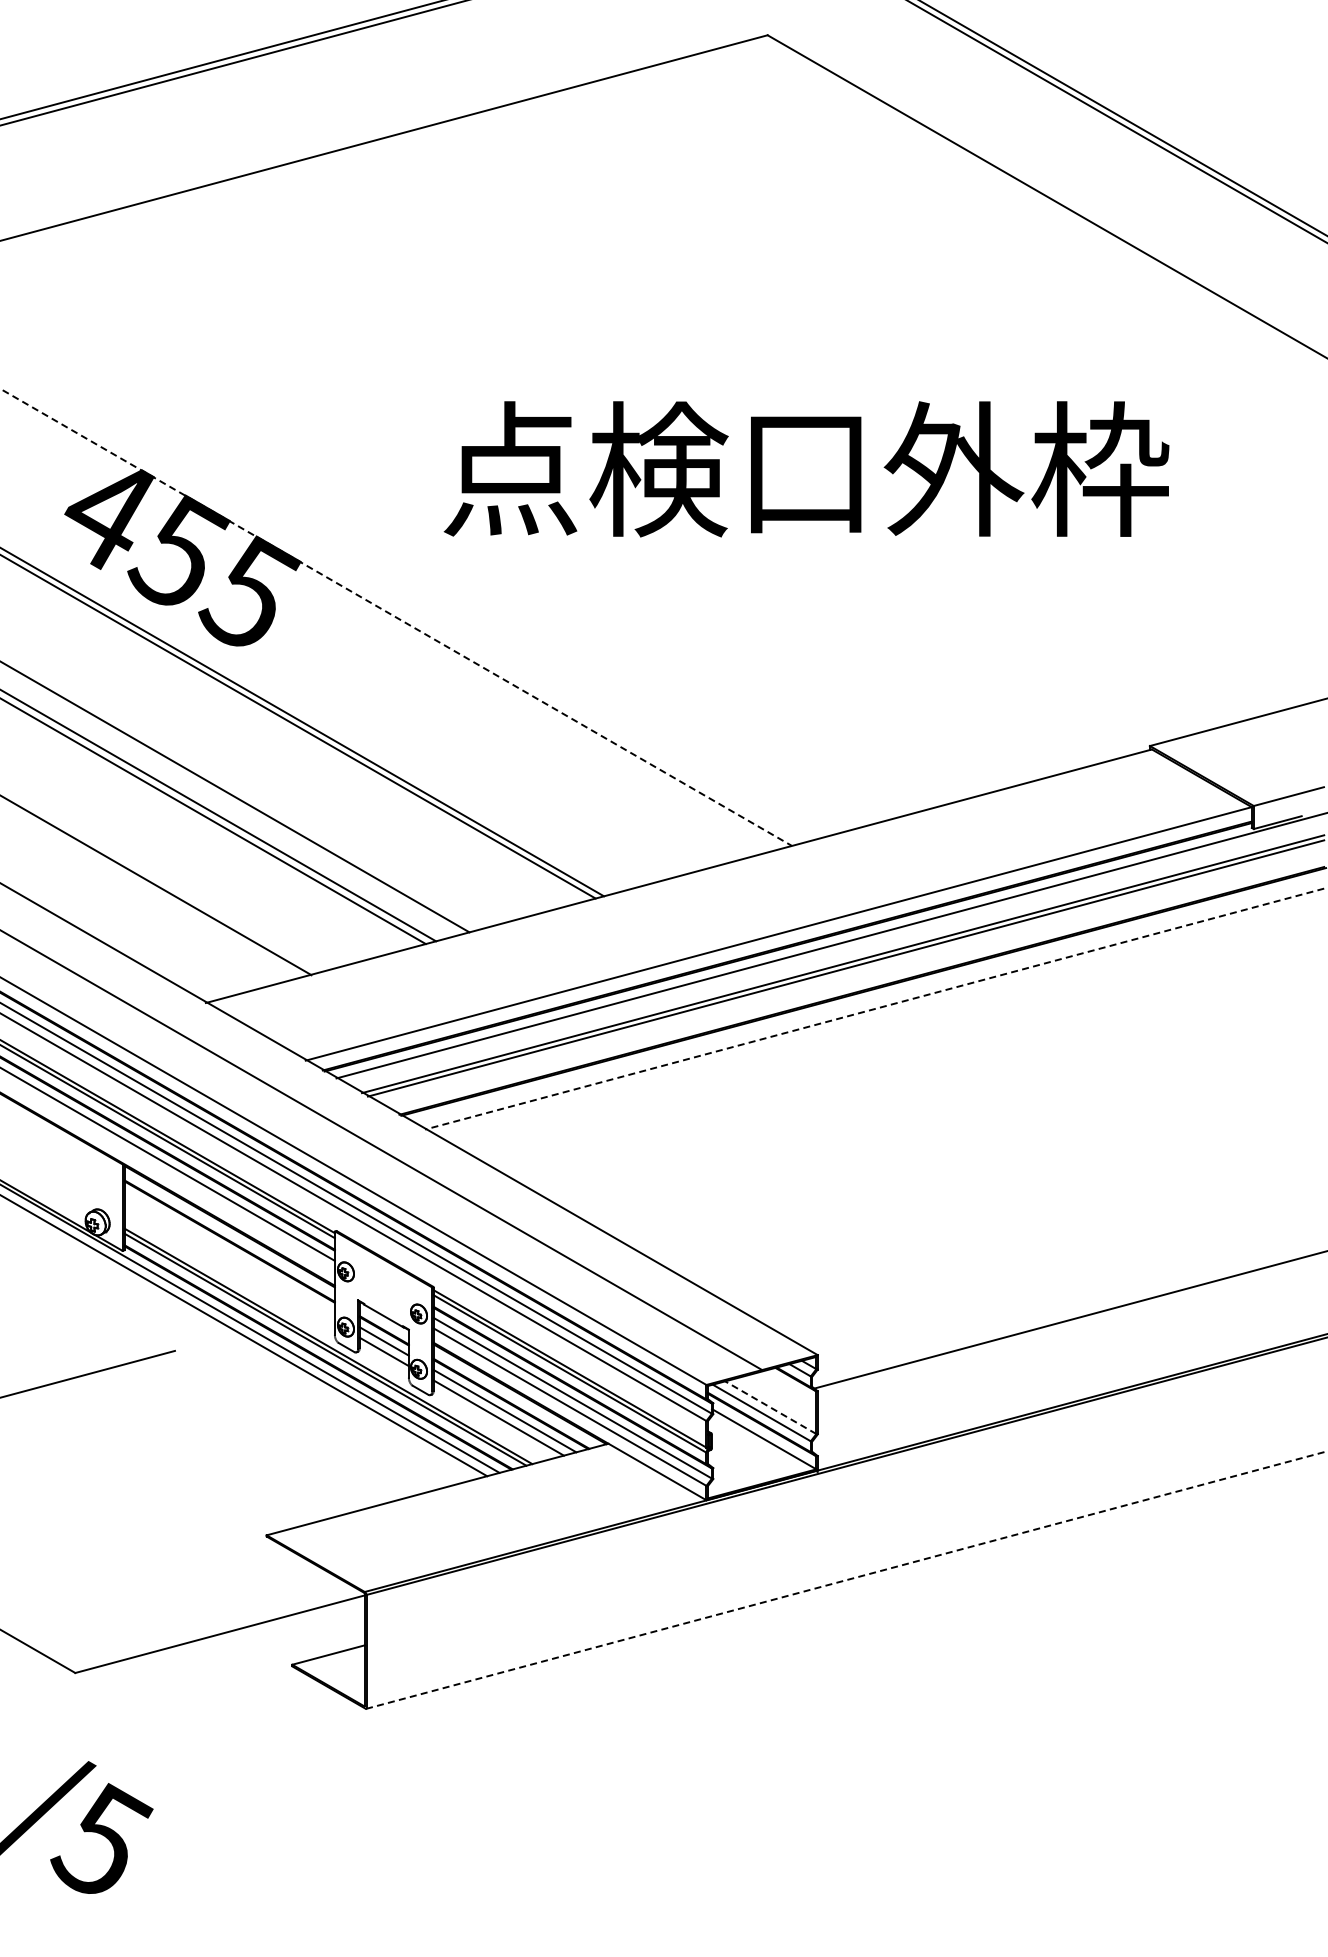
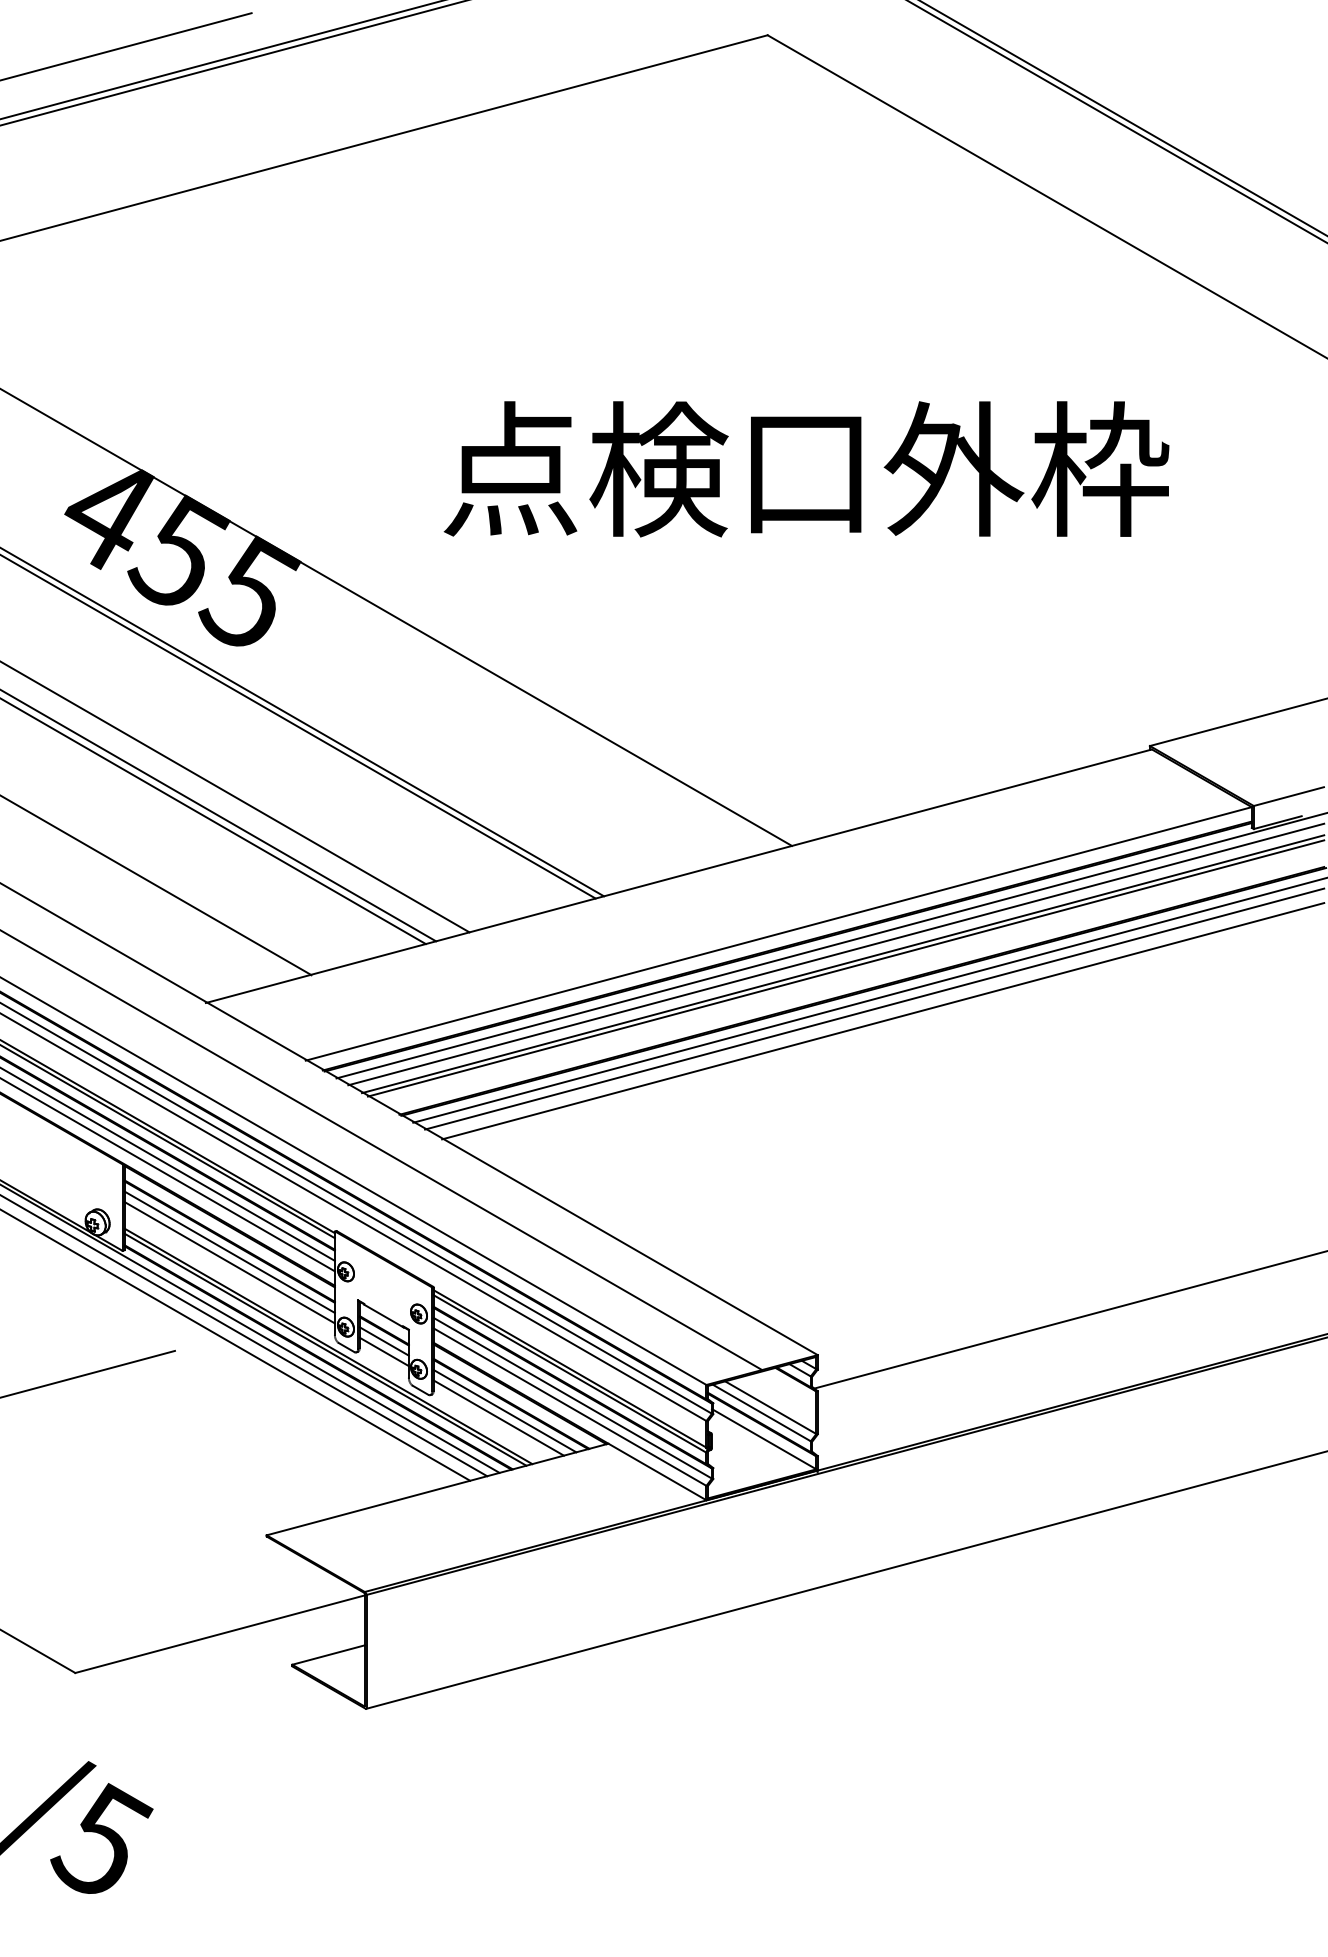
line: none -> present (126, 46)
line: dashed -> solid (396, 617)
line: none -> present (836, 954)
line: none -> present (868, 1000)
line: dashed -> solid (874, 1009)
line: none -> present (883, 1021)
line: none -> present (168, 1175)
line: none -> present (229, 1251)
line: none -> present (229, 1262)
line: none -> present (236, 1345)
line: dashed -> solid (770, 1407)
line: dashed -> solid (847, 1580)
